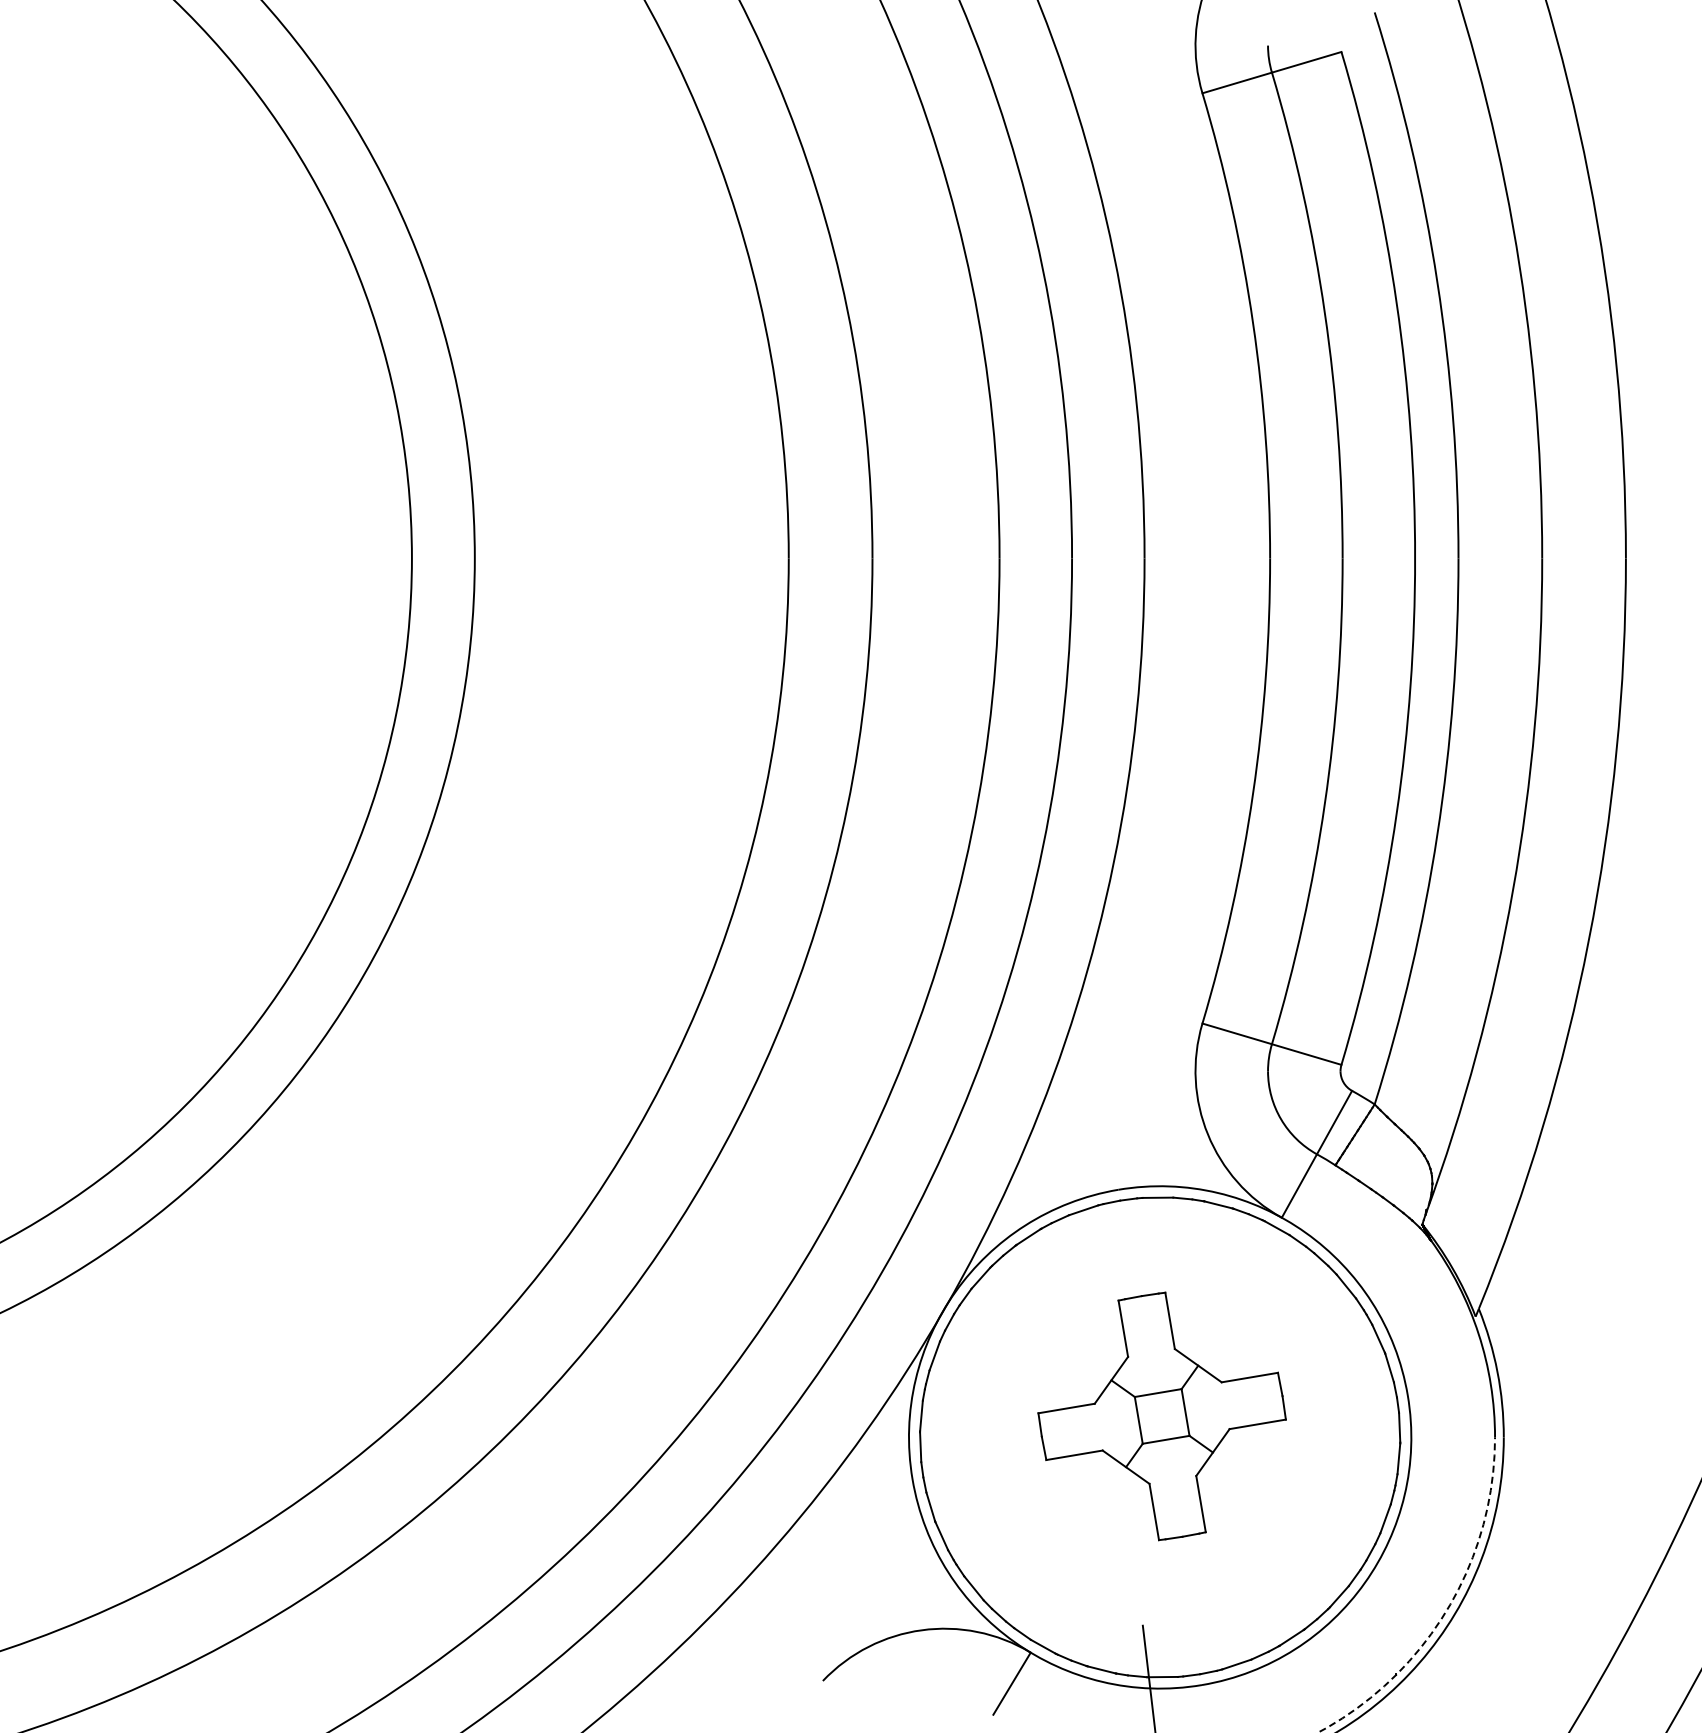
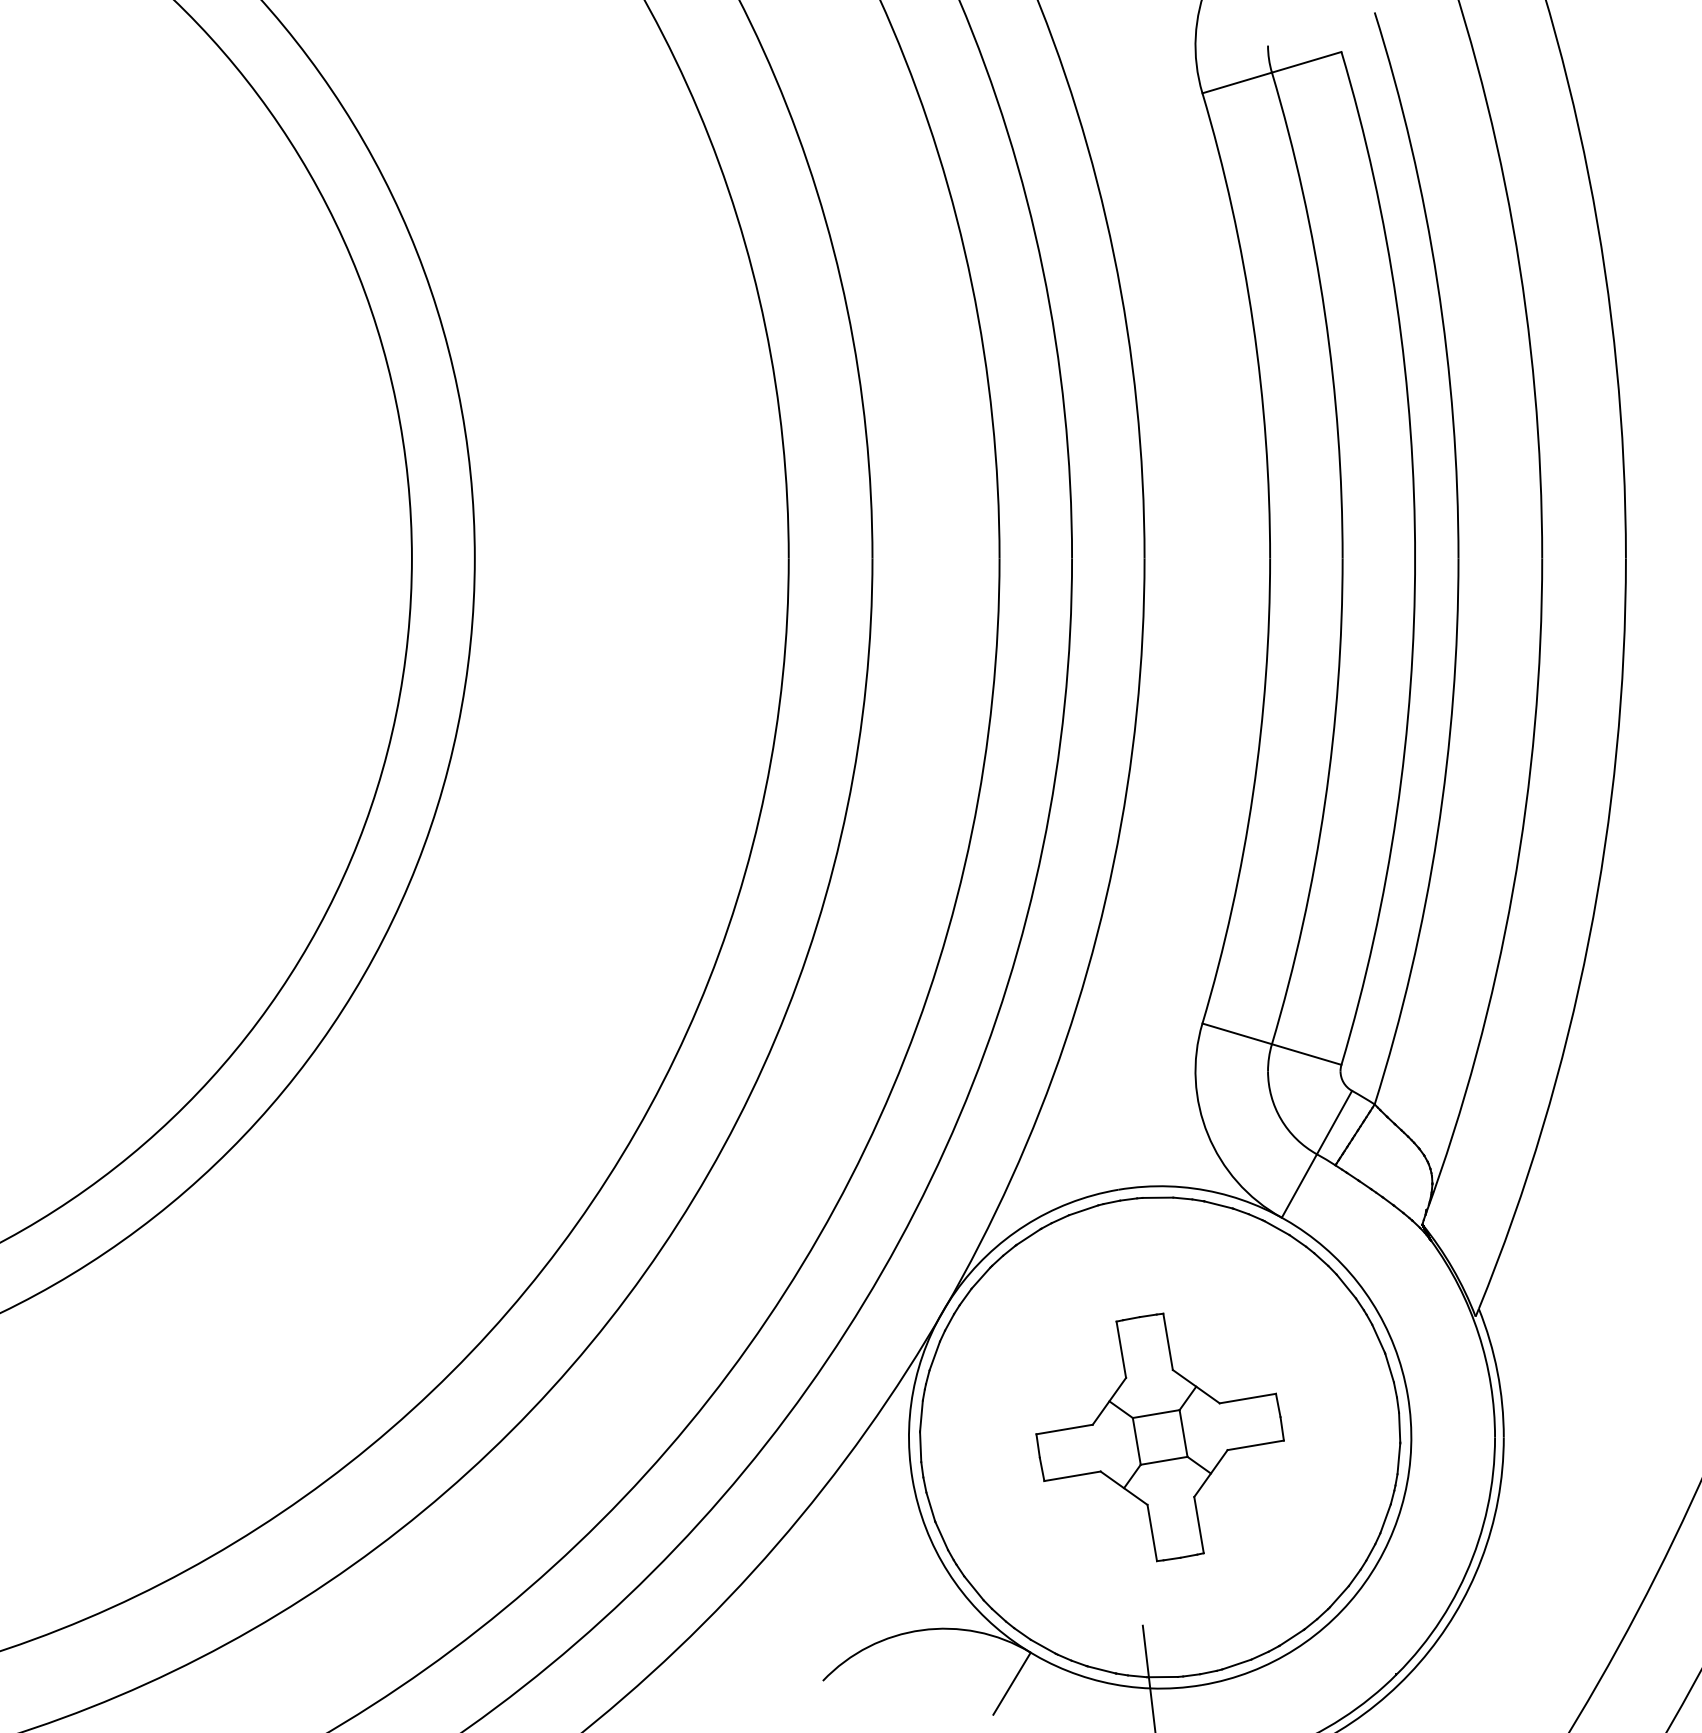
part position: (1161, 1416) -> (1159, 1437) (1159, 1437)
arc: dashed -> solid (1447, 1608)
